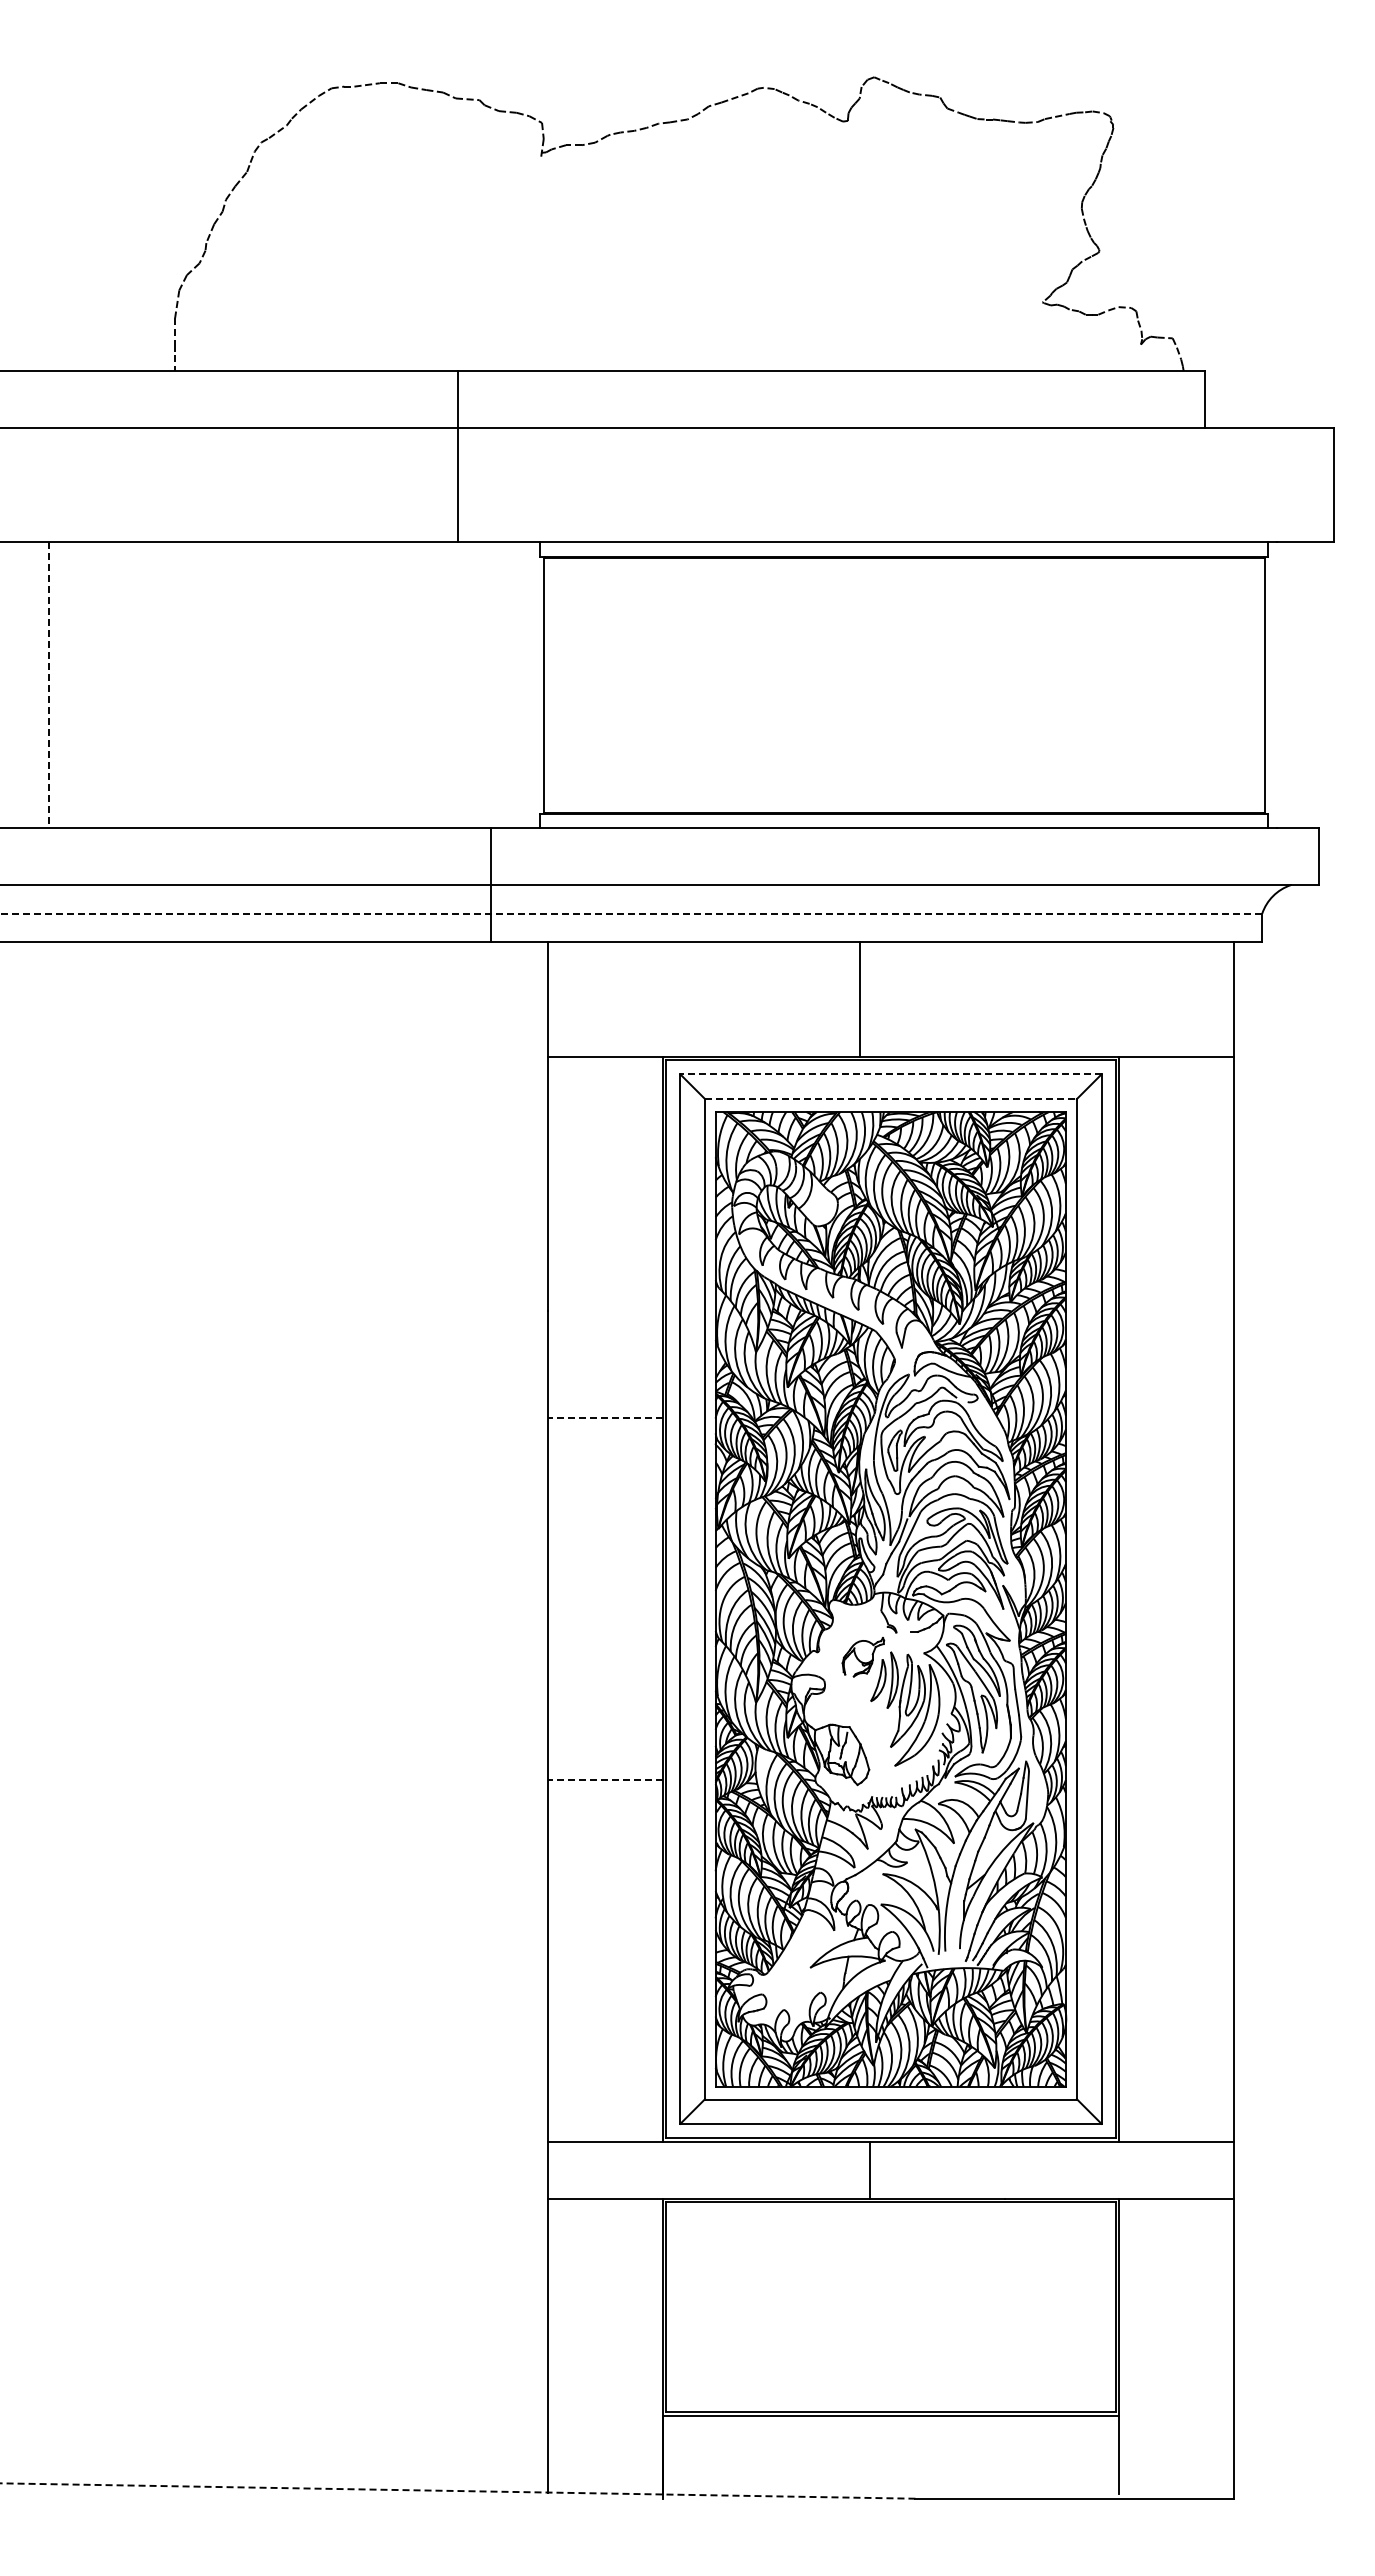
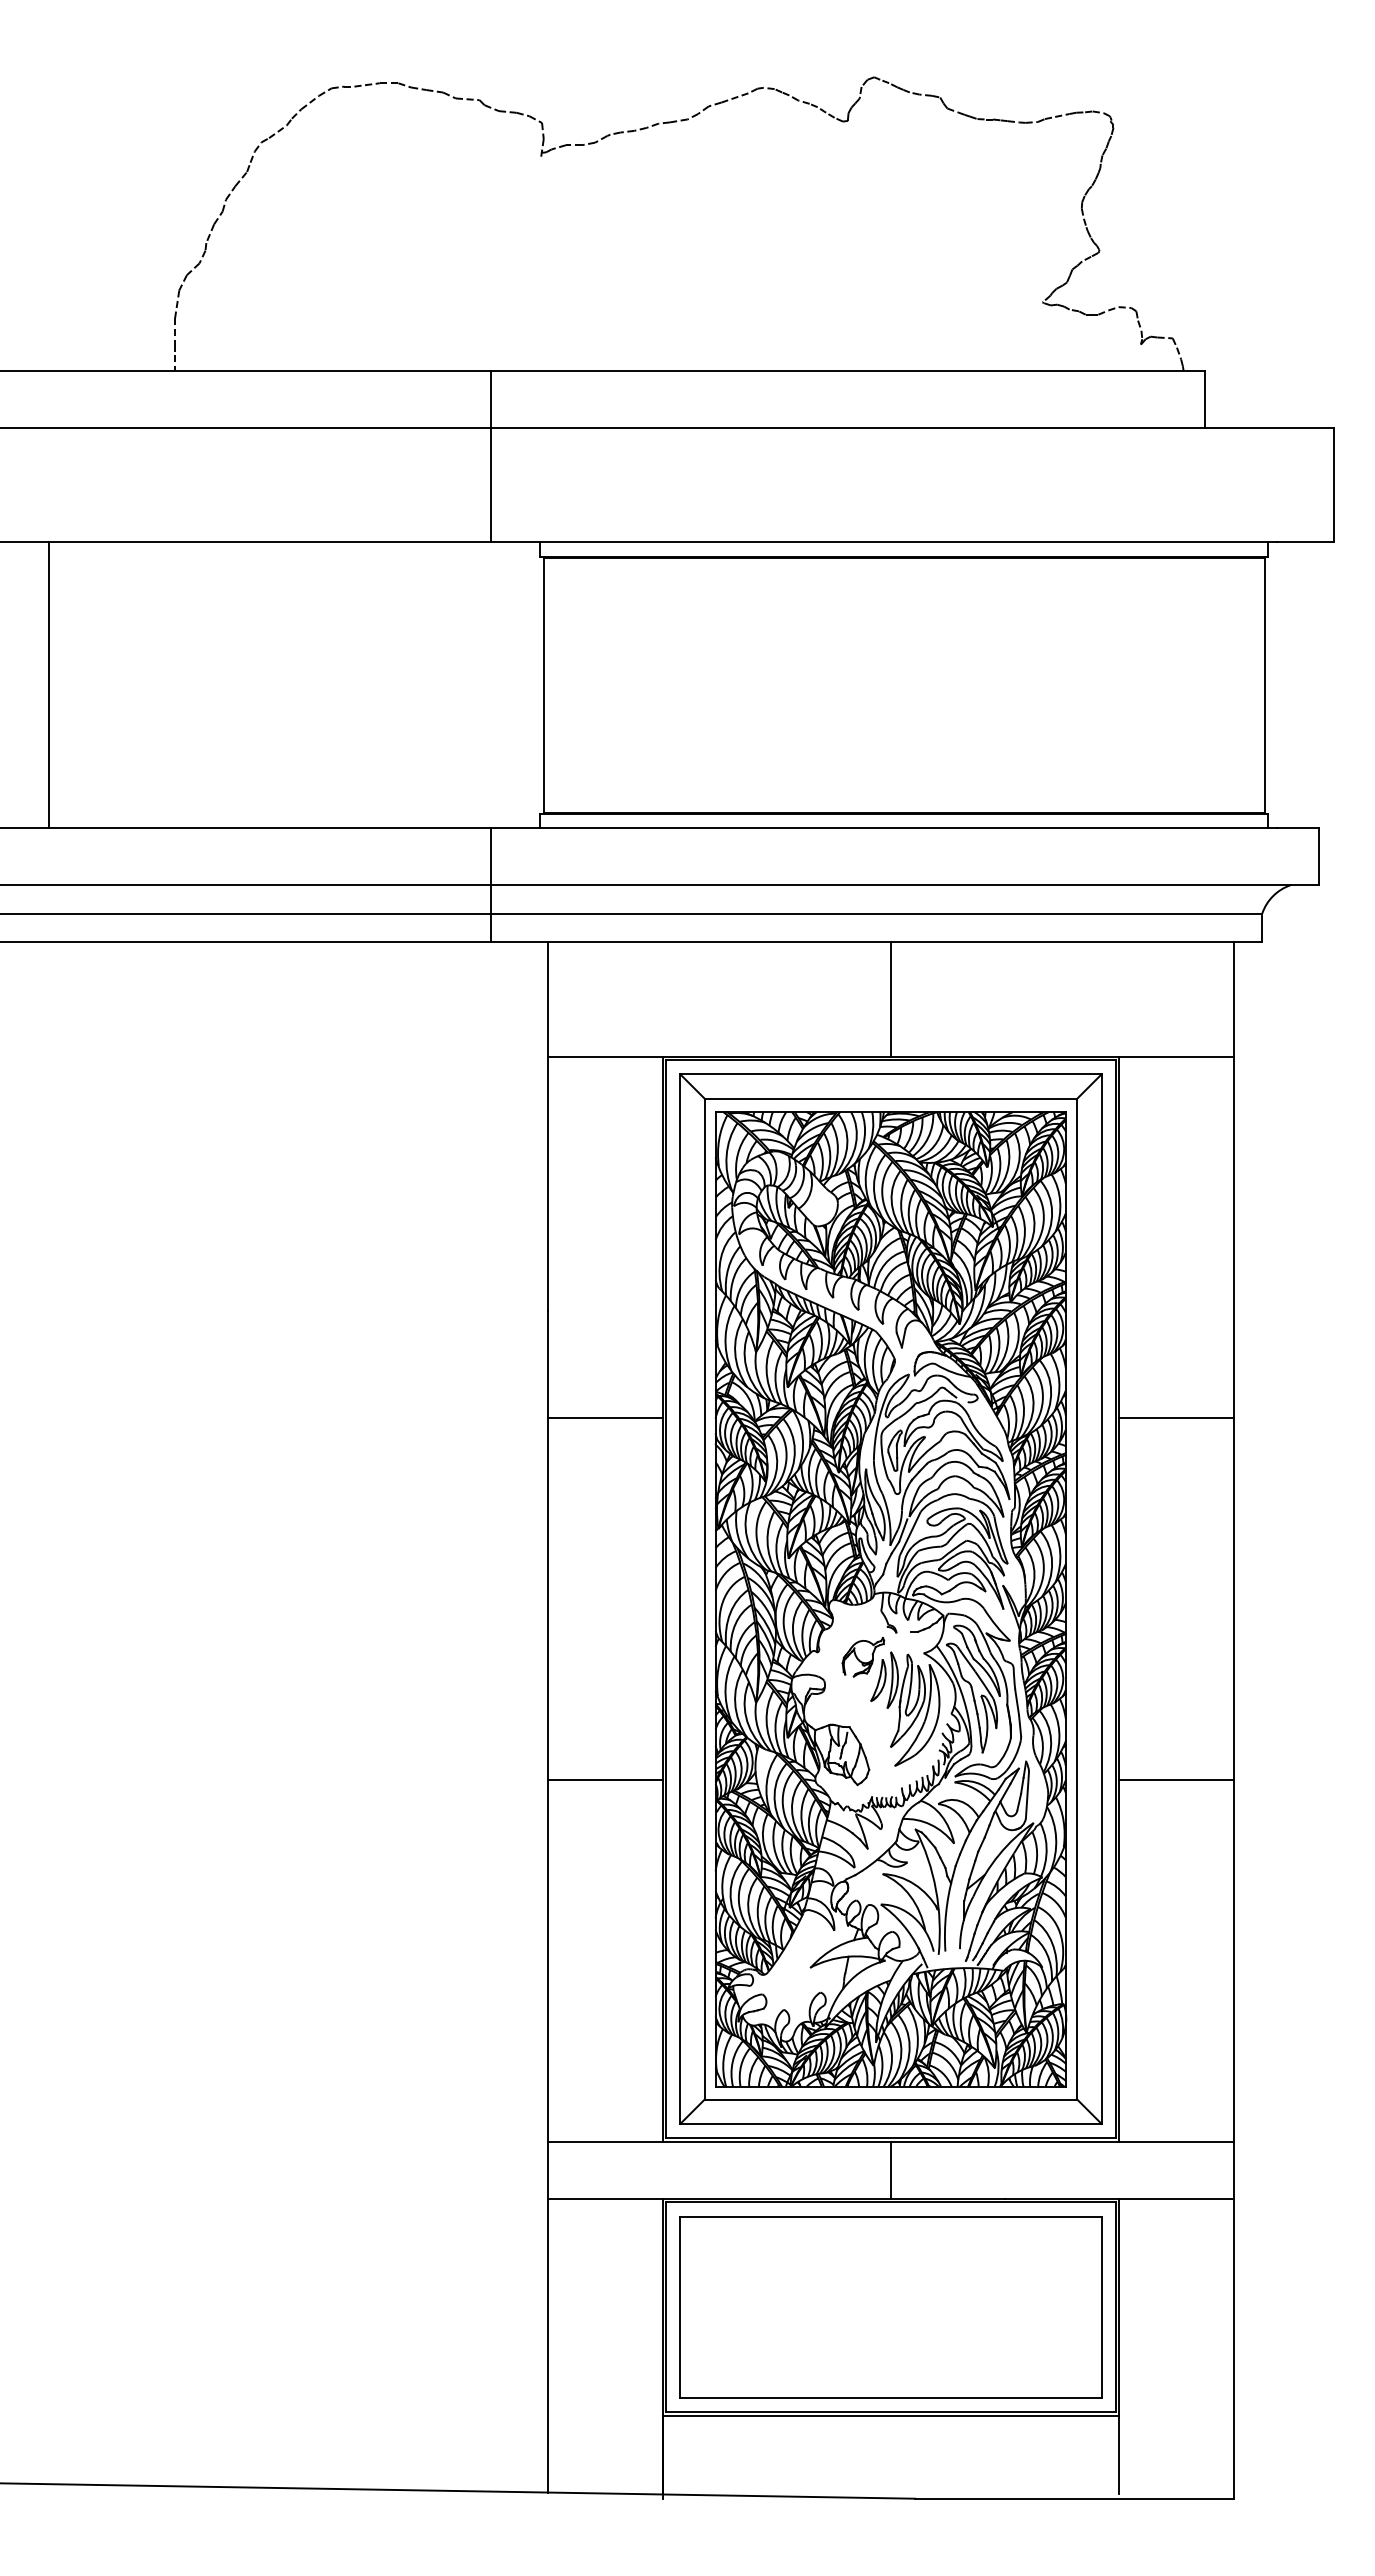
line position: (458, 456) -> (491, 456) (491, 456)
line: dashed -> solid (48, 685)
line: dashed -> solid (631, 913)
line position: (859, 999) -> (890, 999) (890, 999)
line: dashed -> solid (890, 1074)
line: dashed -> solid (891, 1099)
line: dashed -> solid (604, 1418)
line: none -> present (1176, 1418)
line: dashed -> solid (604, 1780)
line: none -> present (1176, 1780)
line position: (869, 2169) -> (890, 2169) (890, 2169)
part: none -> present (890, 2307)
line: dashed -> solid (457, 2491)
